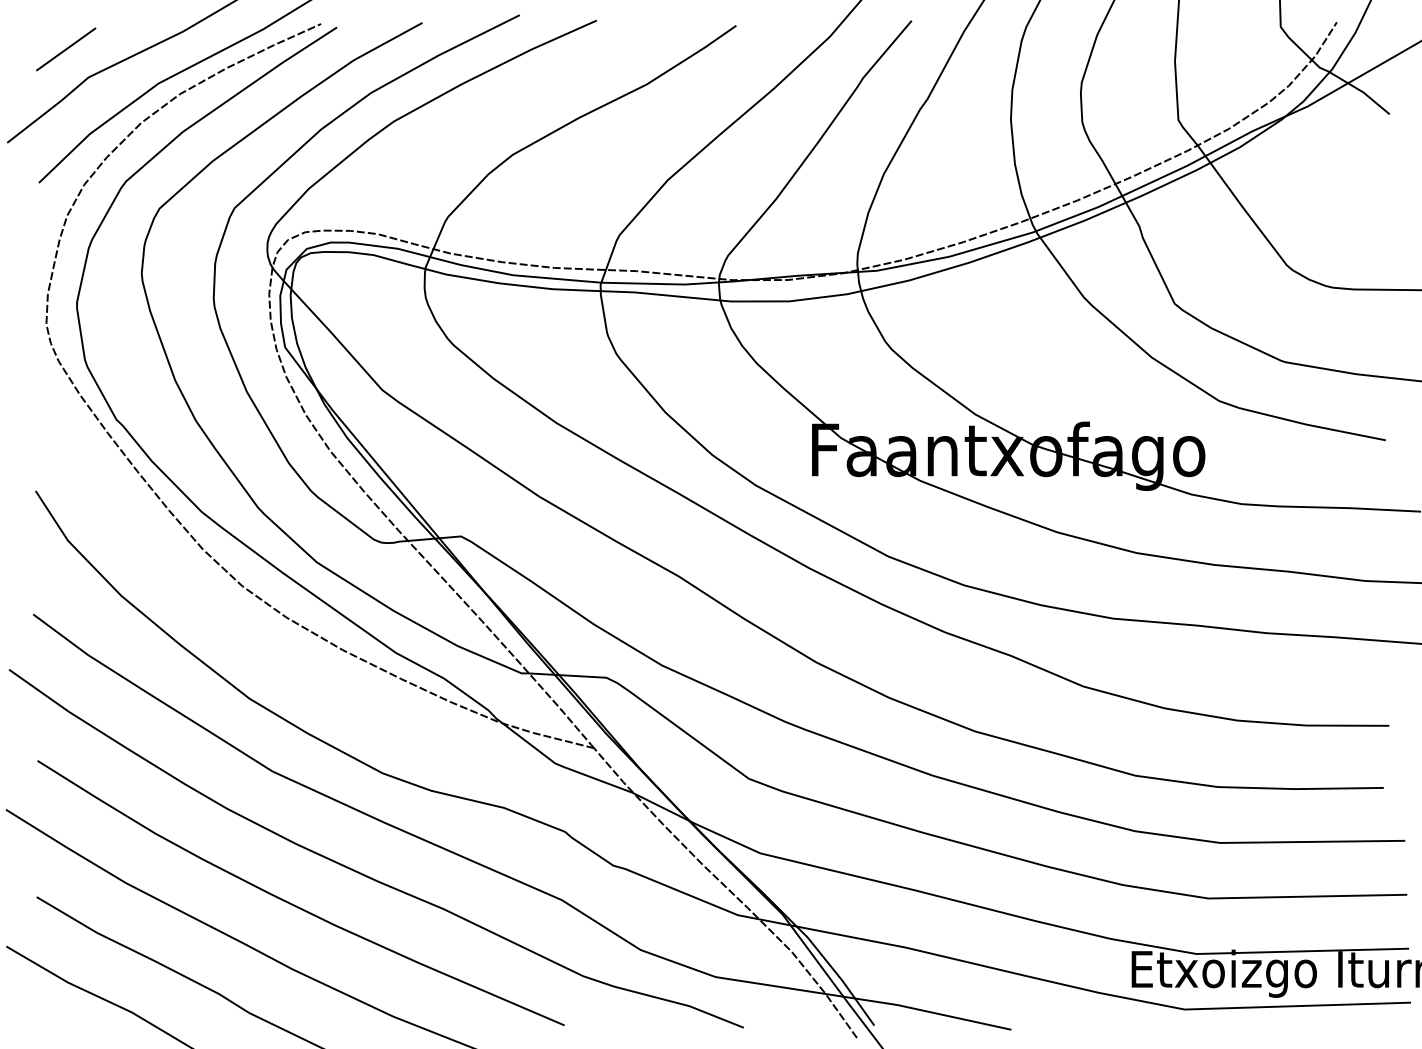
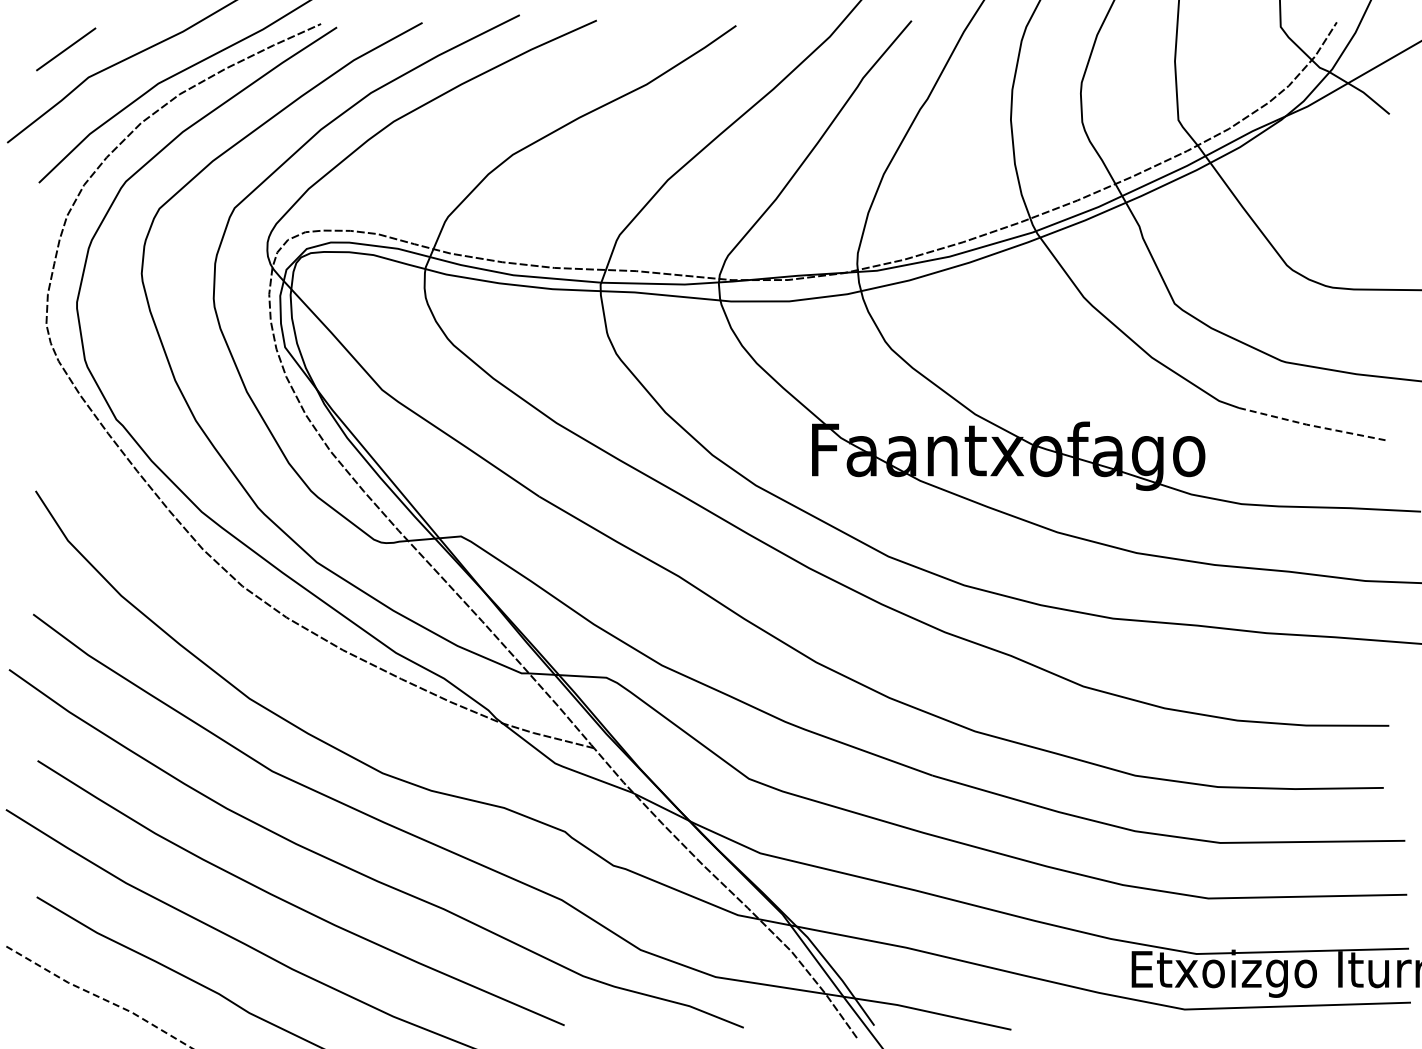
line: solid -> dashed (1311, 425)
line: solid -> dashed (100, 997)
